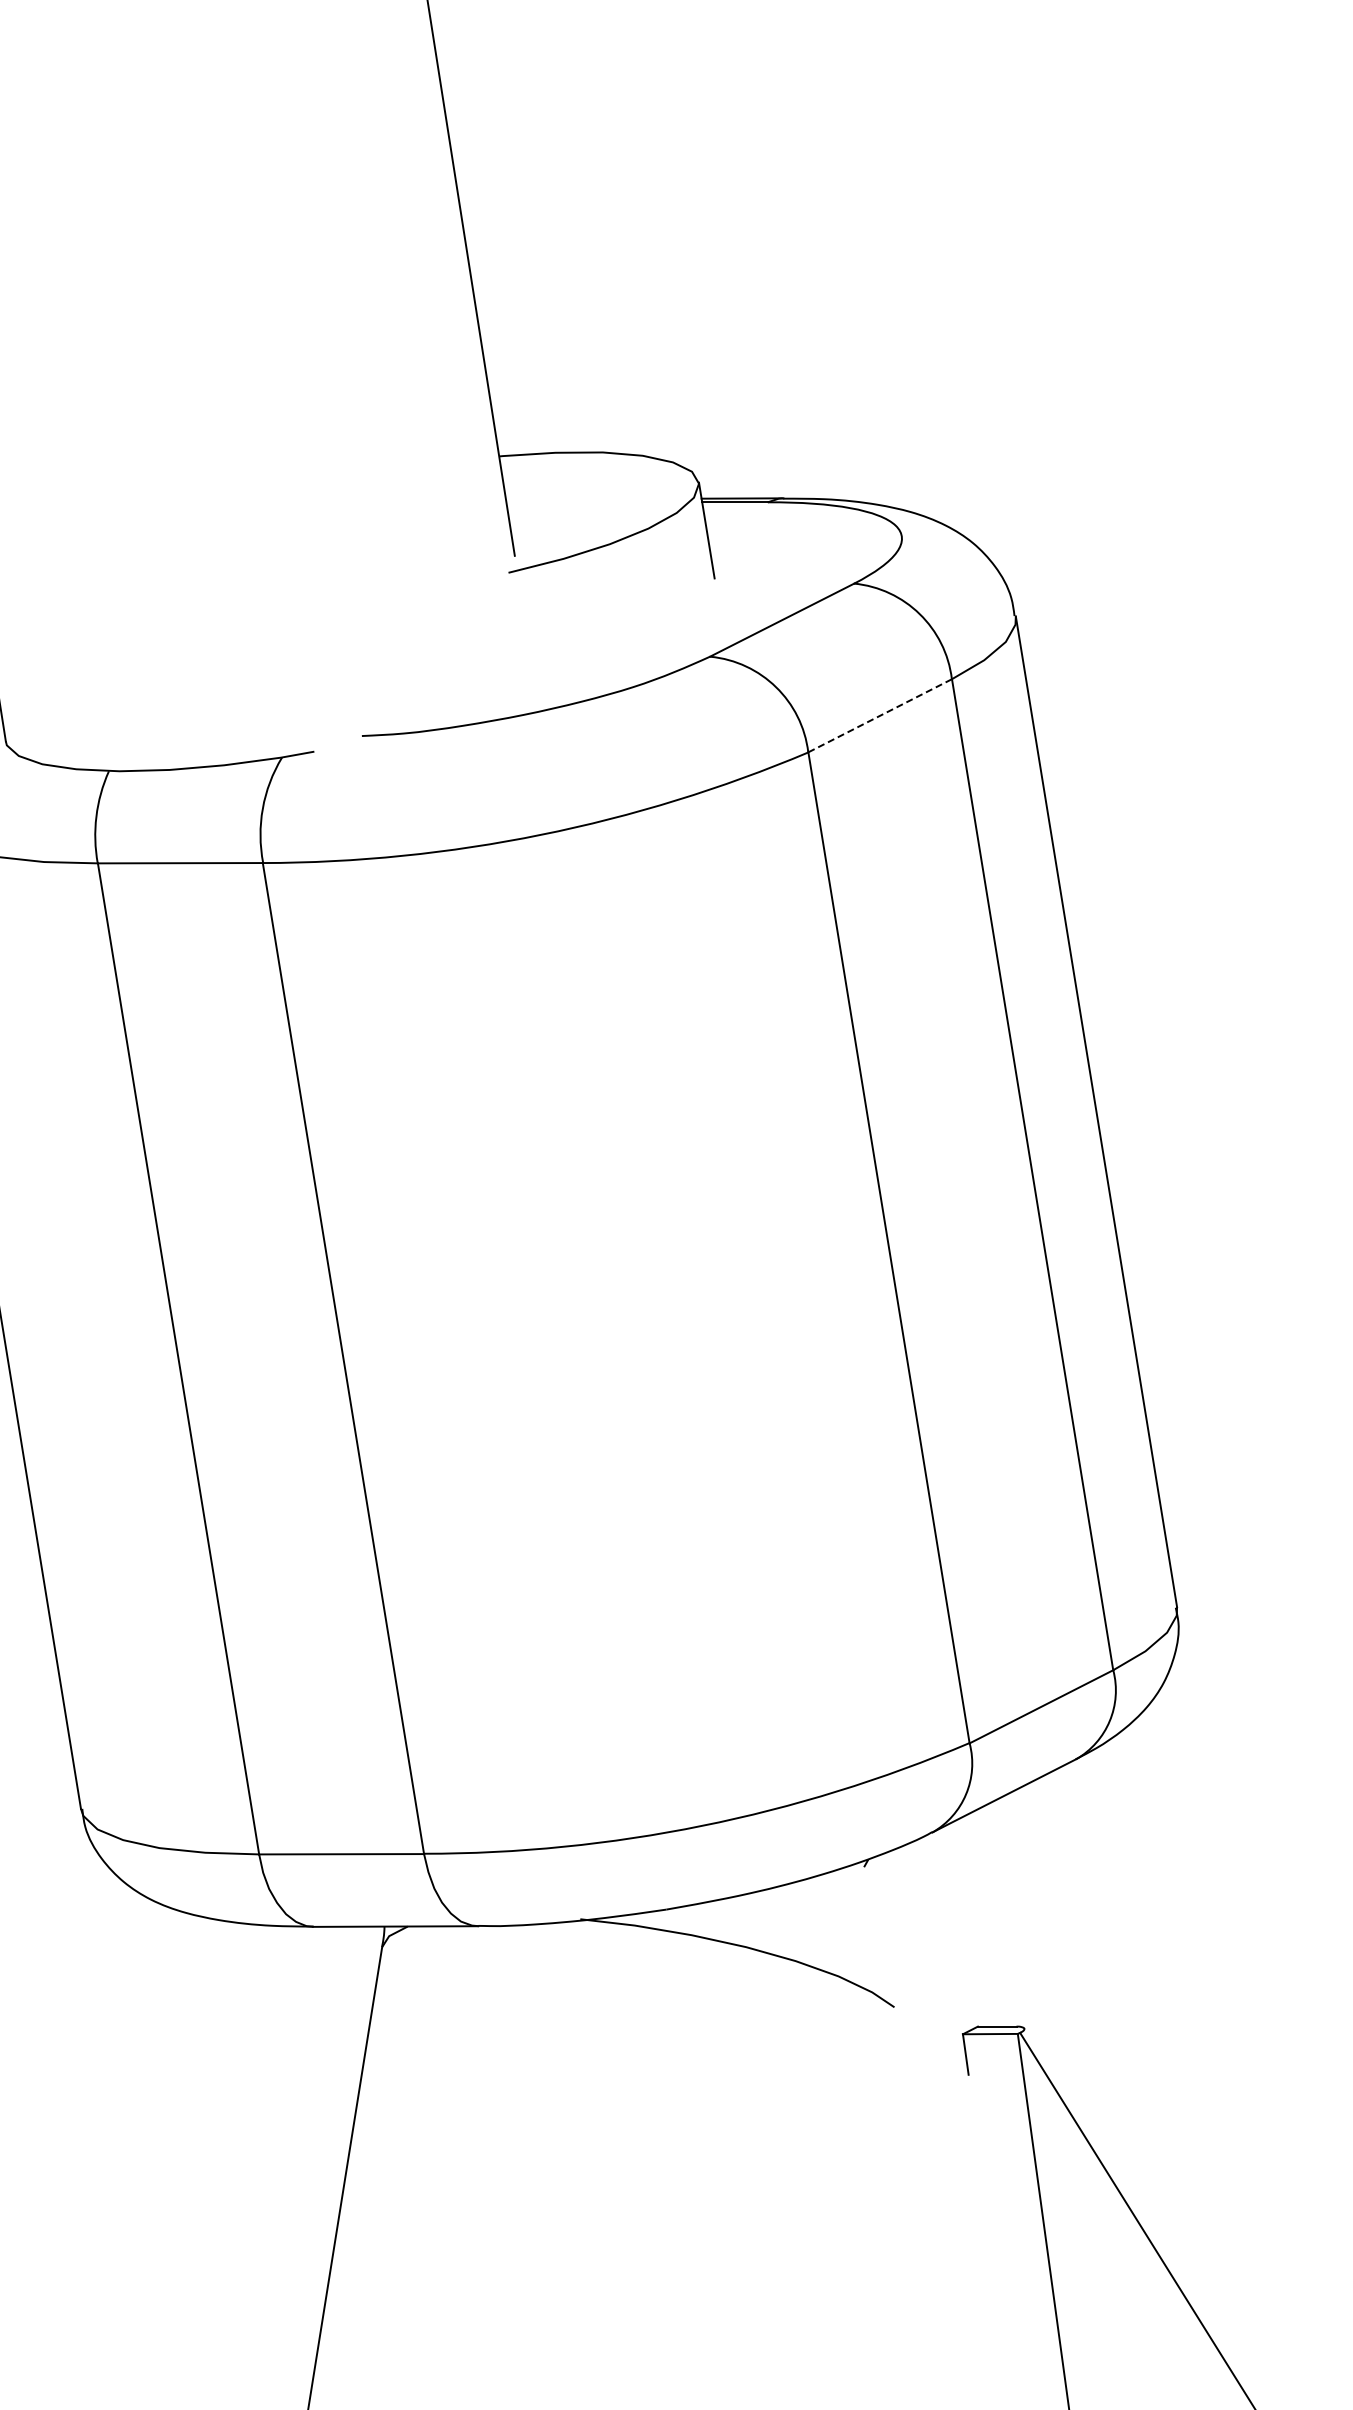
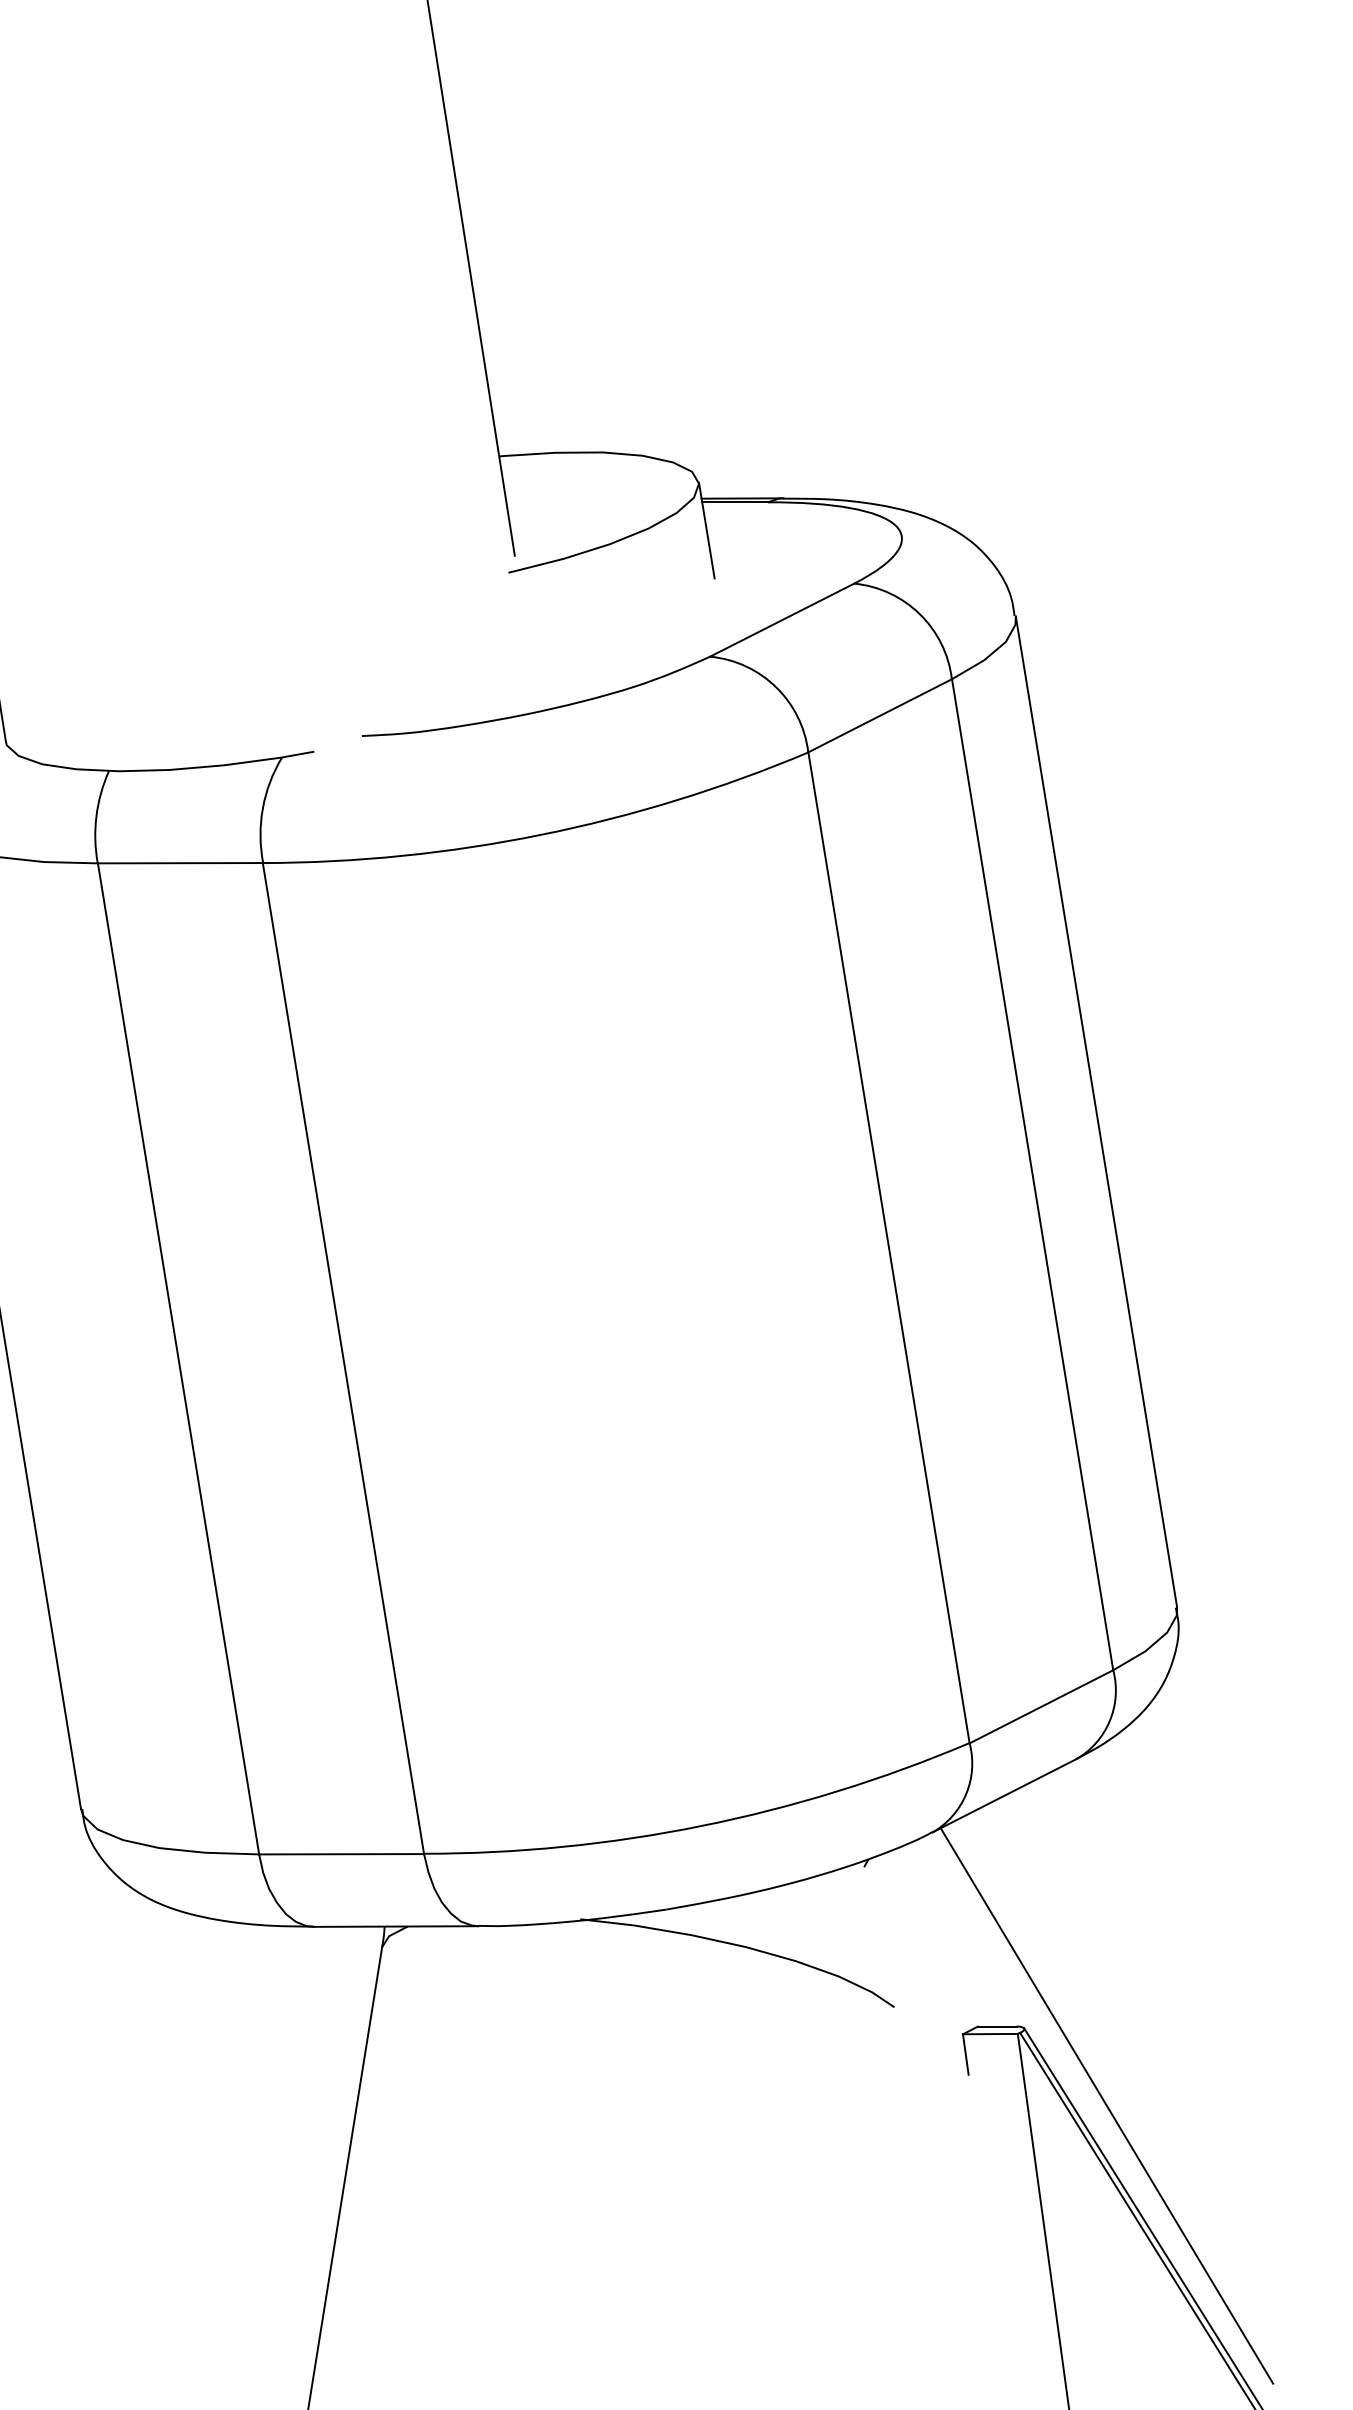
line: dashed -> solid (880, 715)
line: none -> present (1106, 2105)
line: none -> present (1142, 2217)
